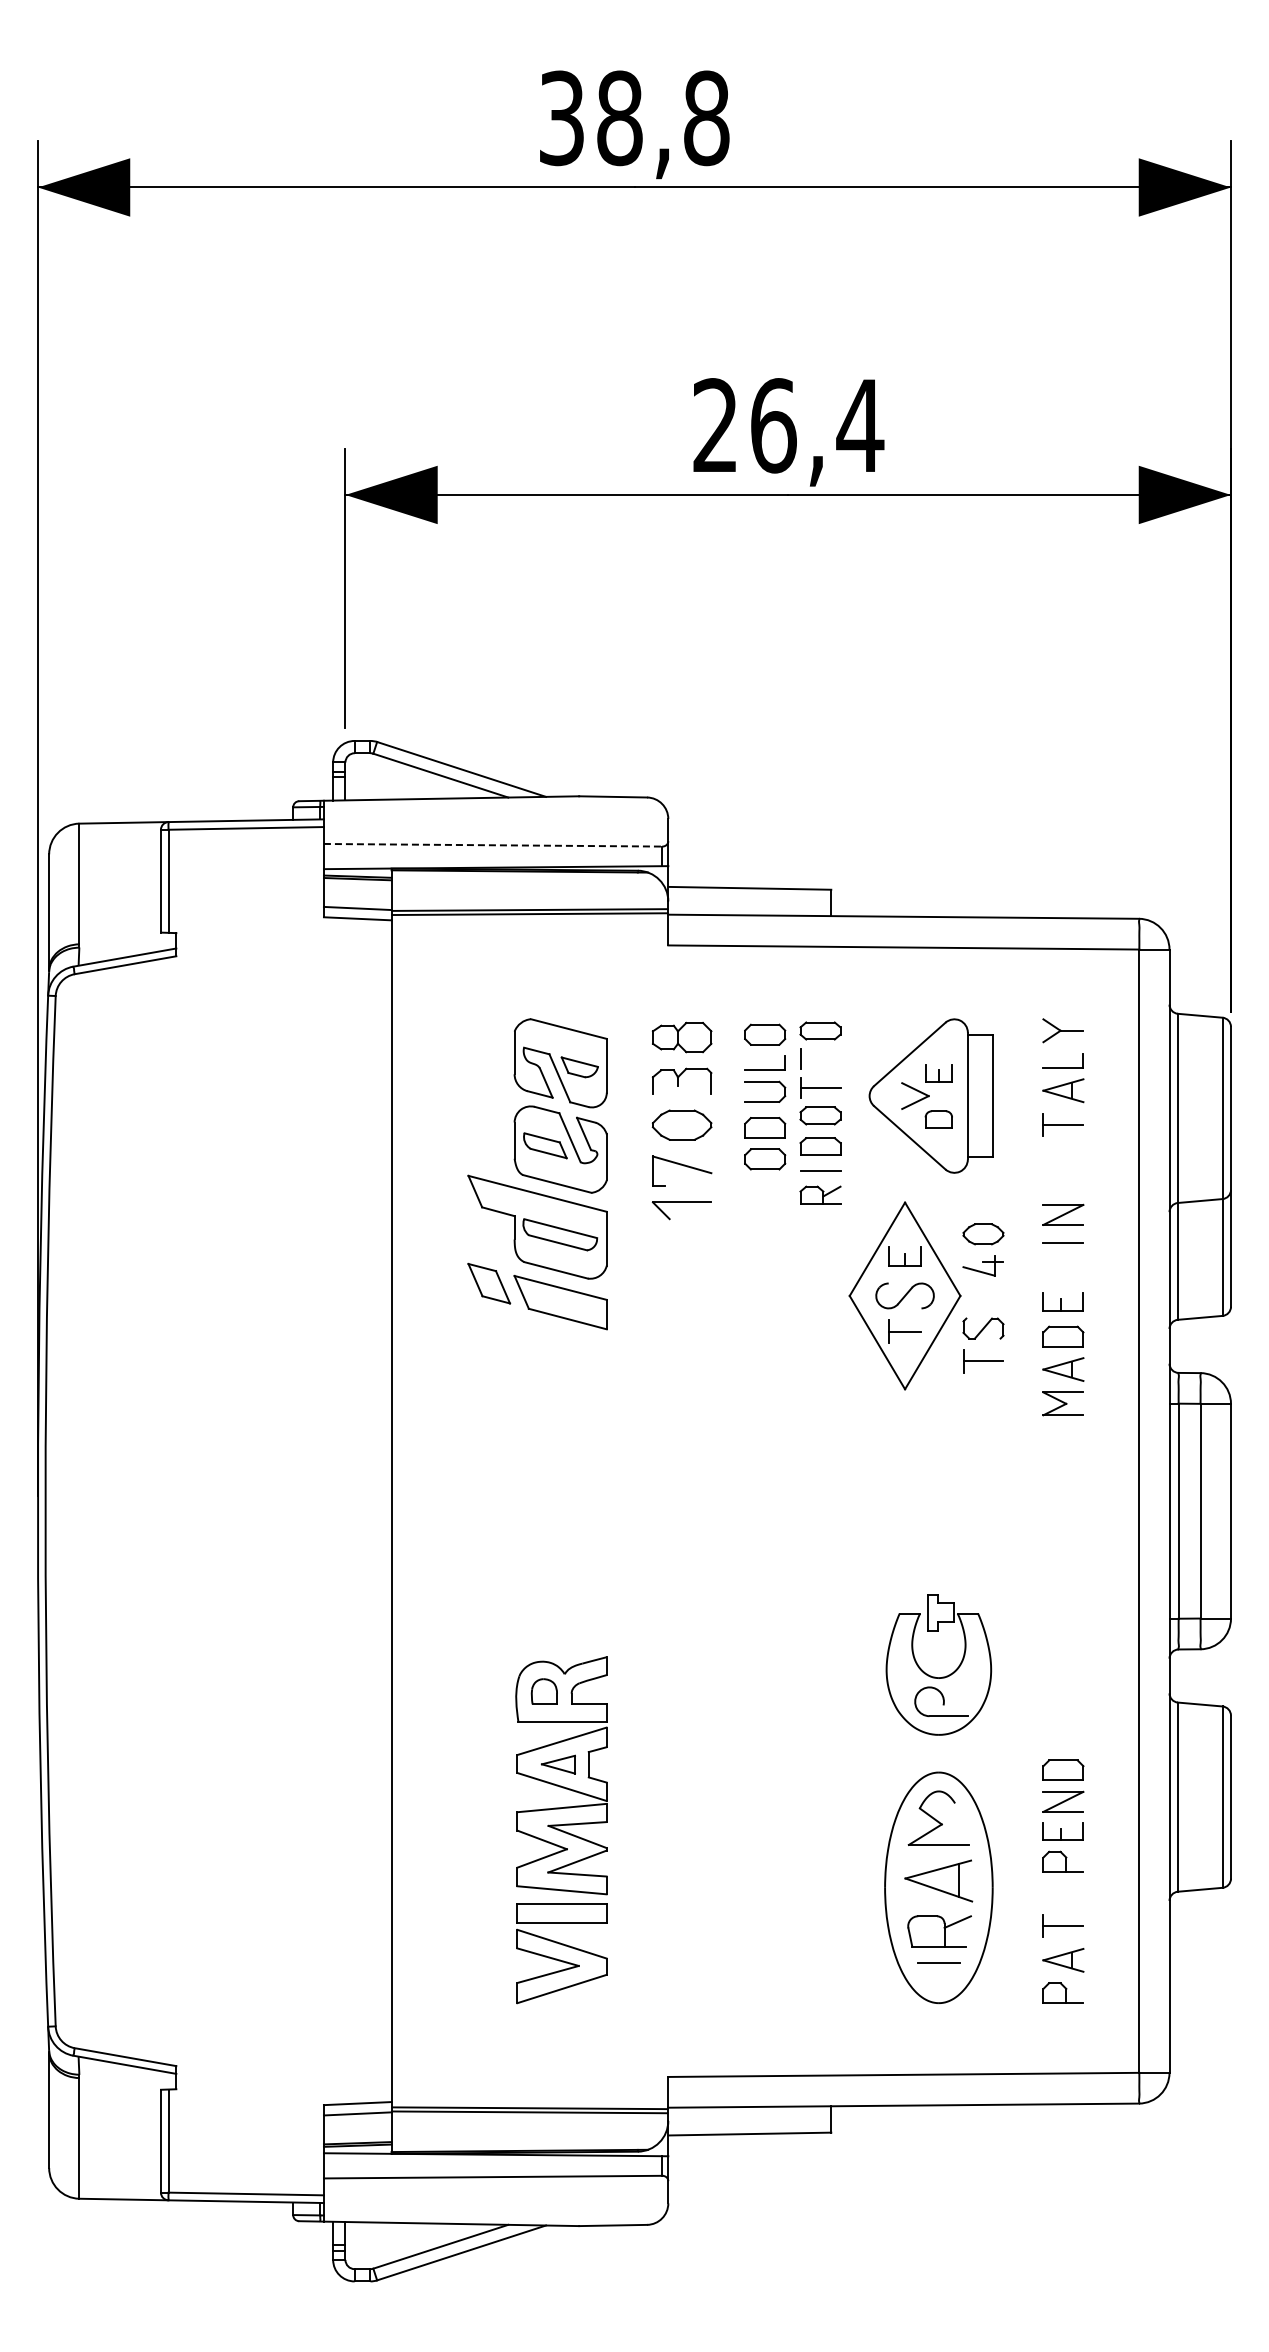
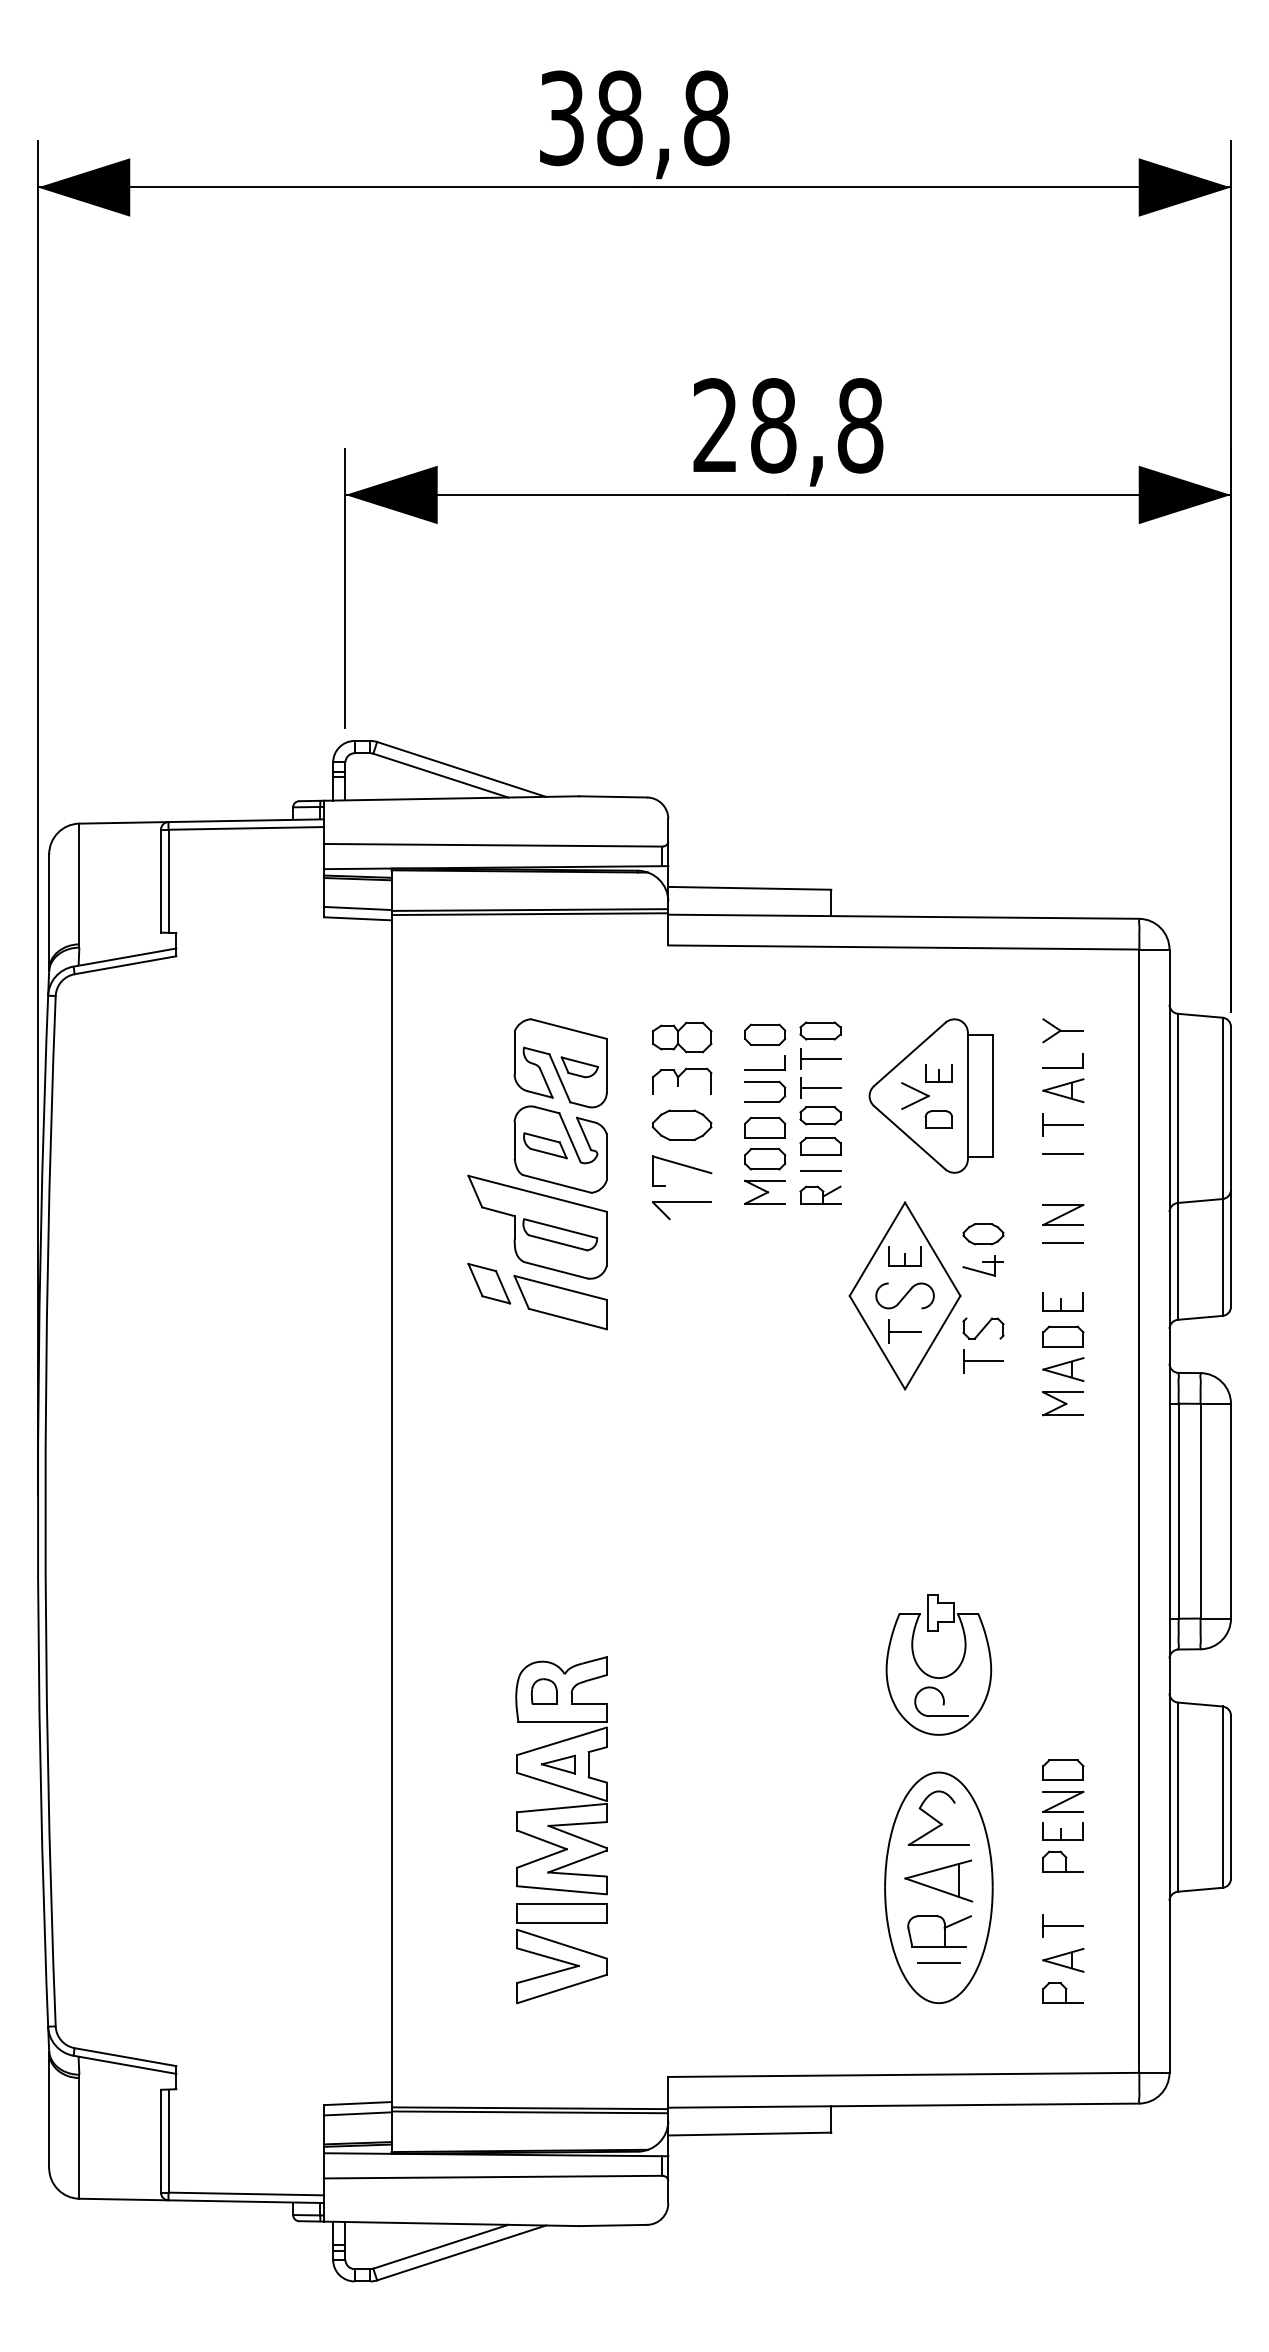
text: 26,4 -> 28,8 (817, 425)
line: dashed -> solid (493, 845)
line: none -> present (820, 1058)
line: none -> present (1063, 1154)
part: none -> present (764, 1191)
